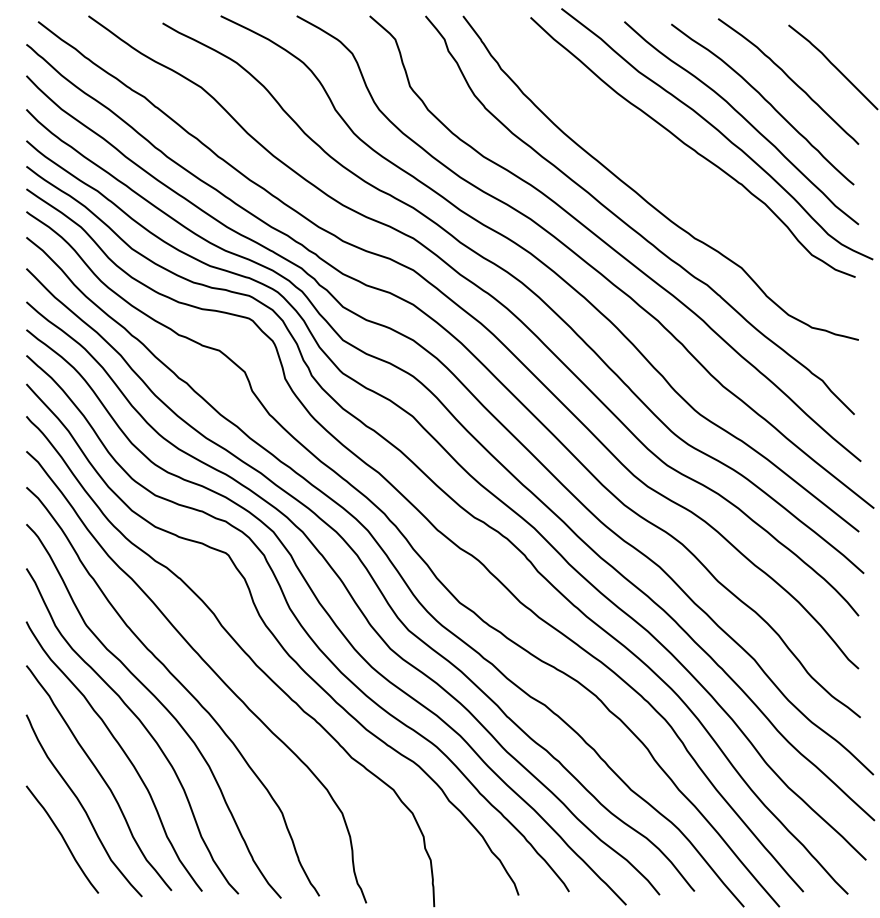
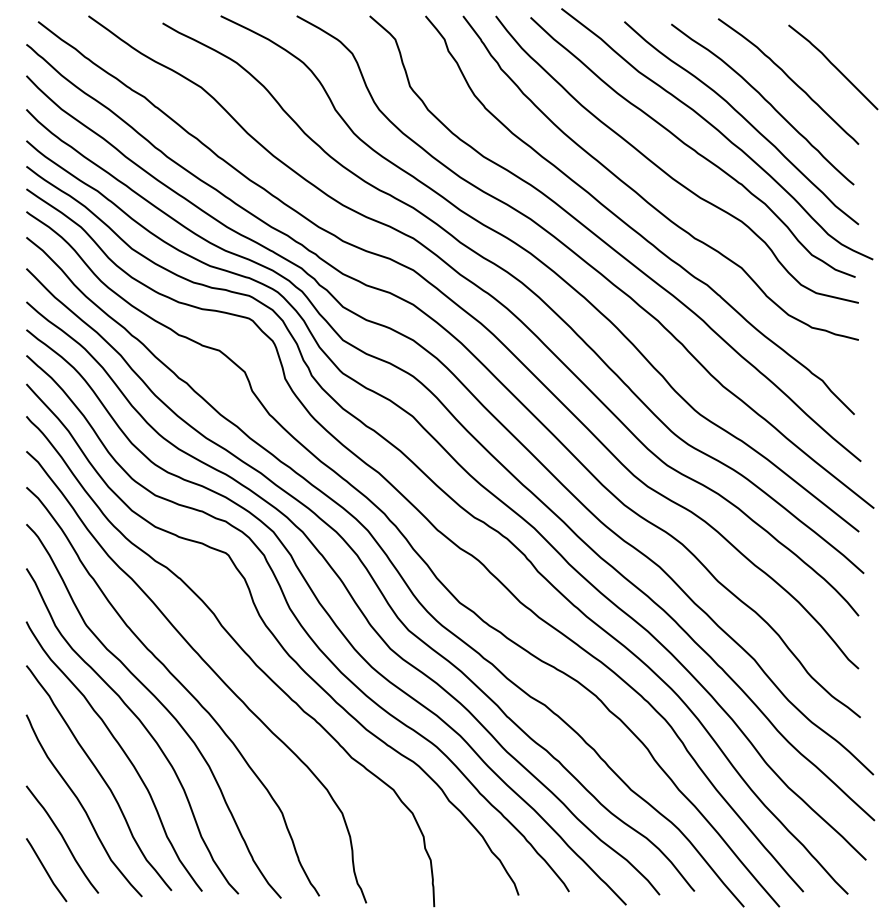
curve: none -> present (664, 170)
line: none -> present (46, 870)
